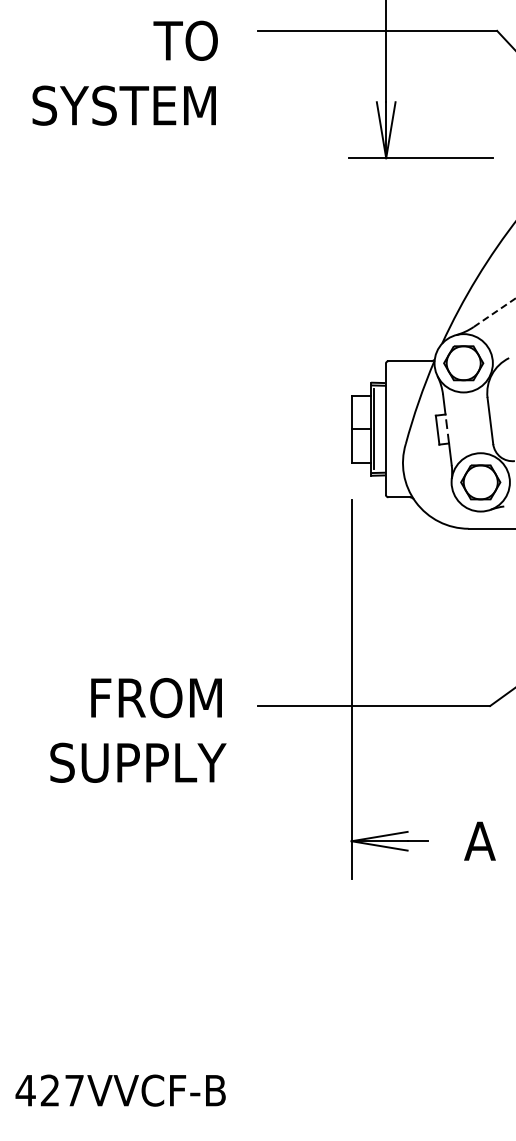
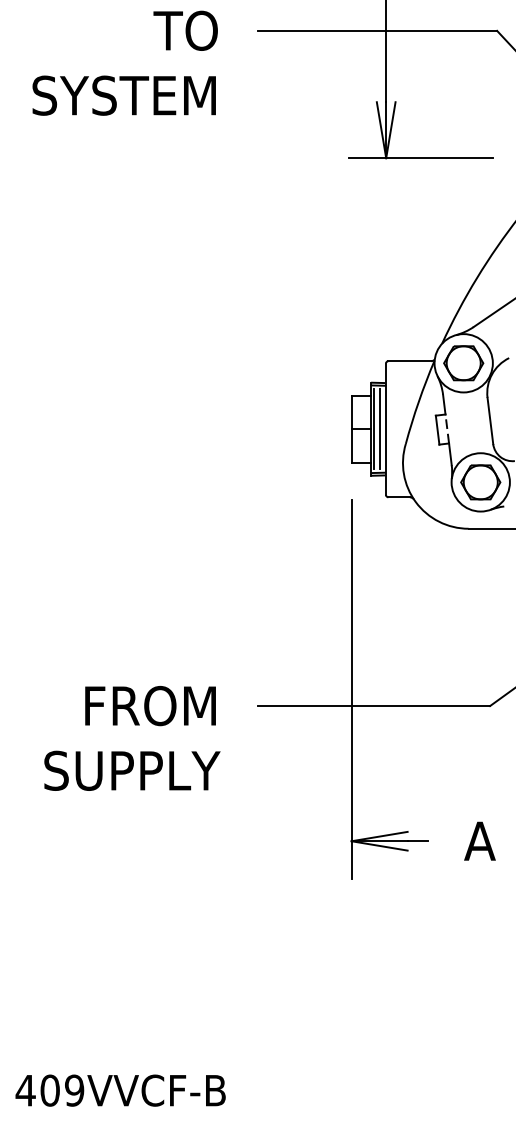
text position: (124, 72) -> (124, 62) (124, 62)
line: dashed -> solid (495, 312)
line: none -> present (380, 429)
text position: (138, 730) -> (132, 738) (132, 738)
text: 427VVCF-B -> 409VVCF-B (62, 1090)
